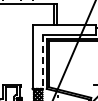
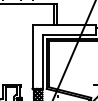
line: dashed -> solid (42, 61)
